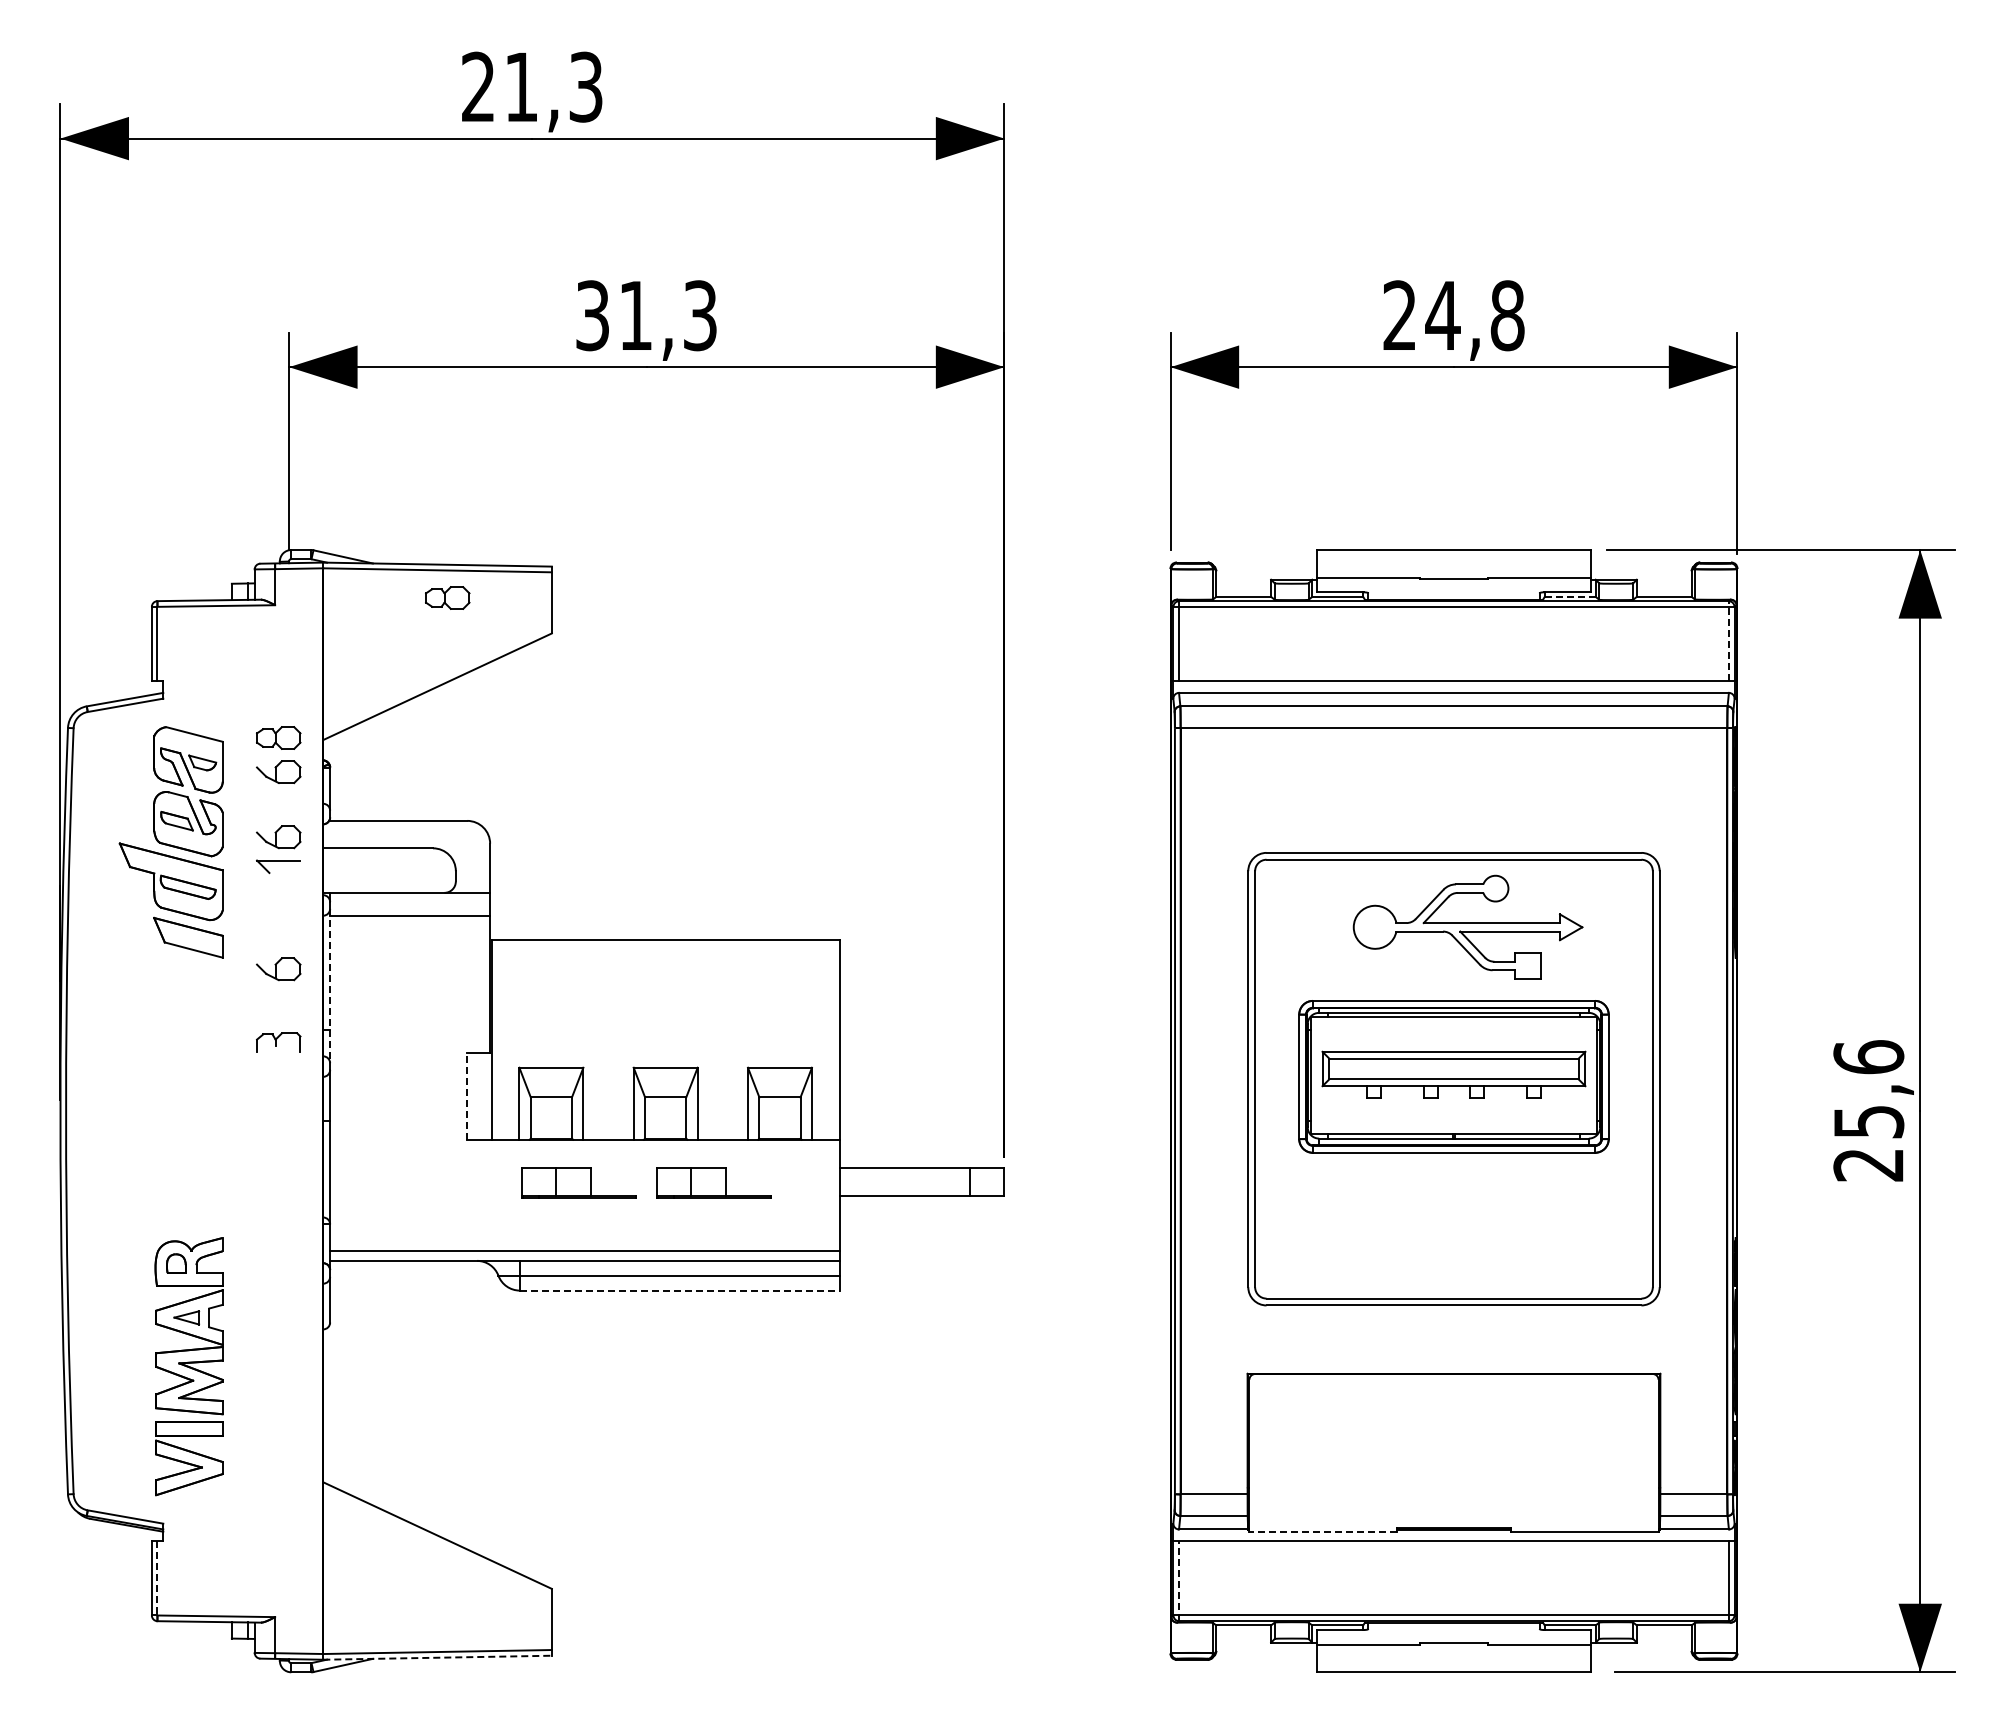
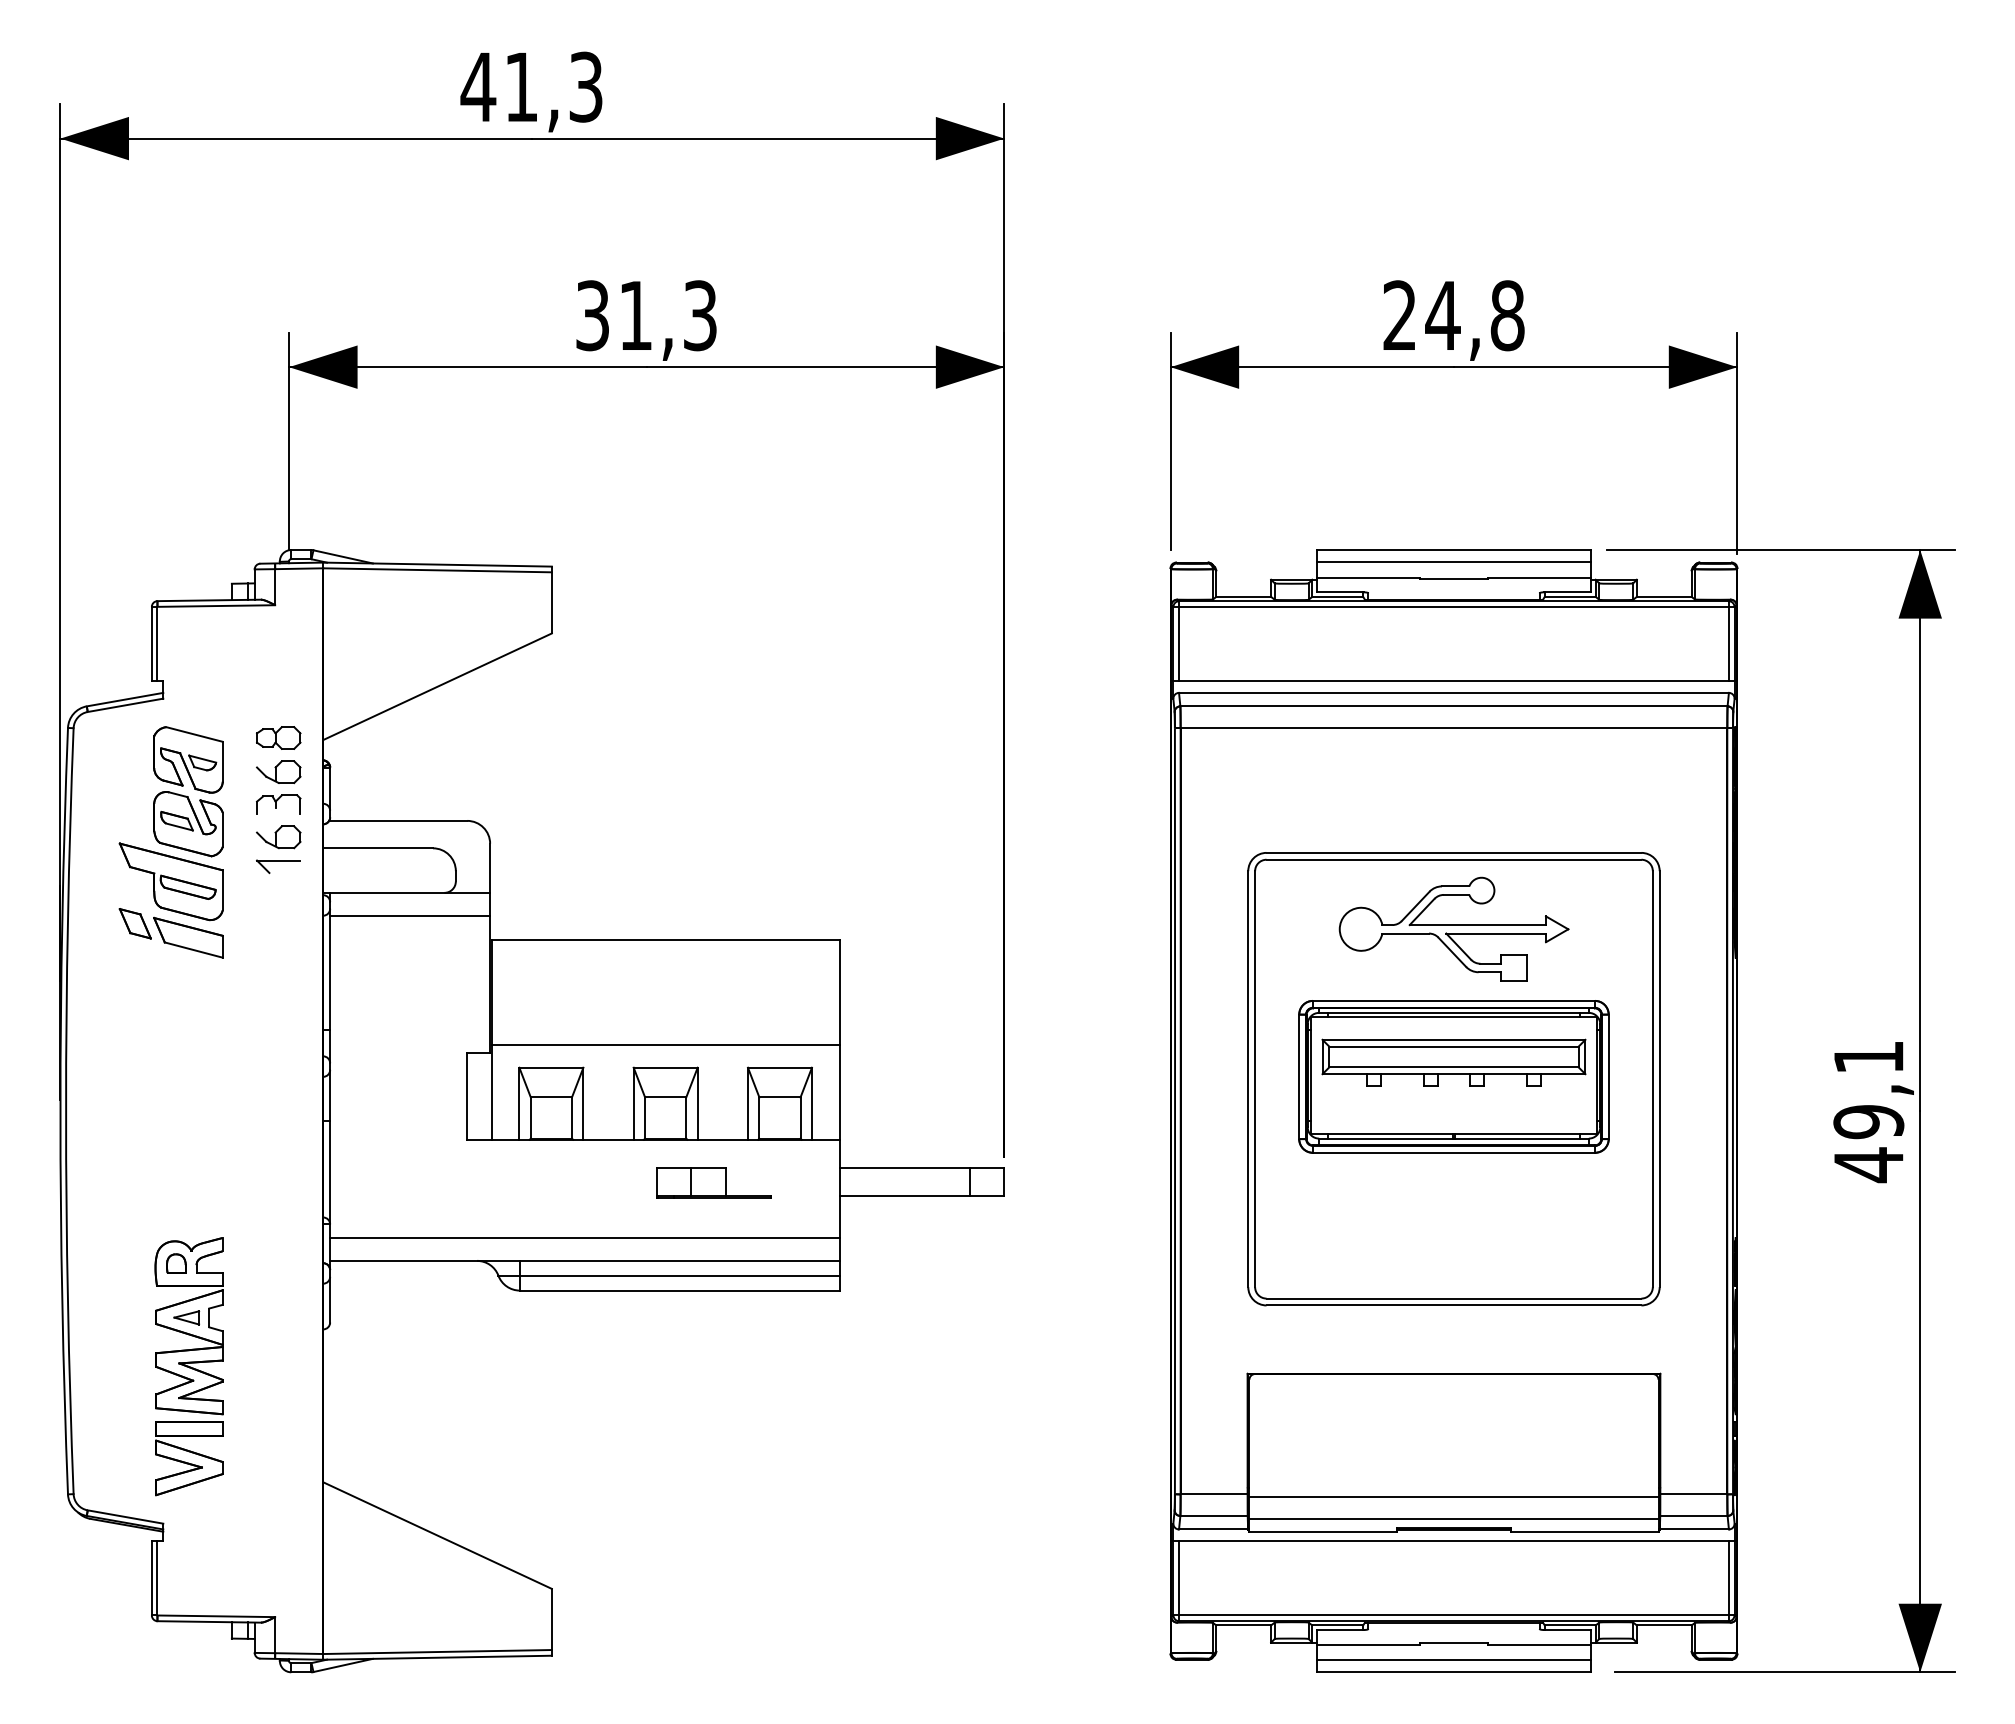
text: 21,3 -> 41,3 (478, 86)
line: none -> present (1453, 561)
line: dashed -> solid (1570, 596)
part: present -> none (447, 597)
line: dashed -> solid (1728, 640)
part: none -> present (134, 923)
part position: (1467, 926) -> (1453, 928) (1453, 928)
part: present -> none (278, 969)
line: dashed -> solid (330, 986)
part position: (278, 1042) -> (278, 804) (278, 804)
line: none -> present (665, 1044)
part position: (1453, 1074) -> (1453, 1062) (1453, 1062)
line: dashed -> solid (467, 1095)
text: 25,6 -> 49,1 (1868, 1111)
part: present -> none (578, 1182)
line position: (584, 1251) -> (584, 1238) (584, 1238)
line: dashed -> solid (679, 1290)
line: none -> present (1453, 1497)
line: none -> present (1453, 1518)
line: dashed -> solid (1323, 1531)
line: dashed -> solid (157, 1578)
line: dashed -> solid (1179, 1580)
line: dashed -> solid (438, 1657)
line: none -> present (1453, 1660)
